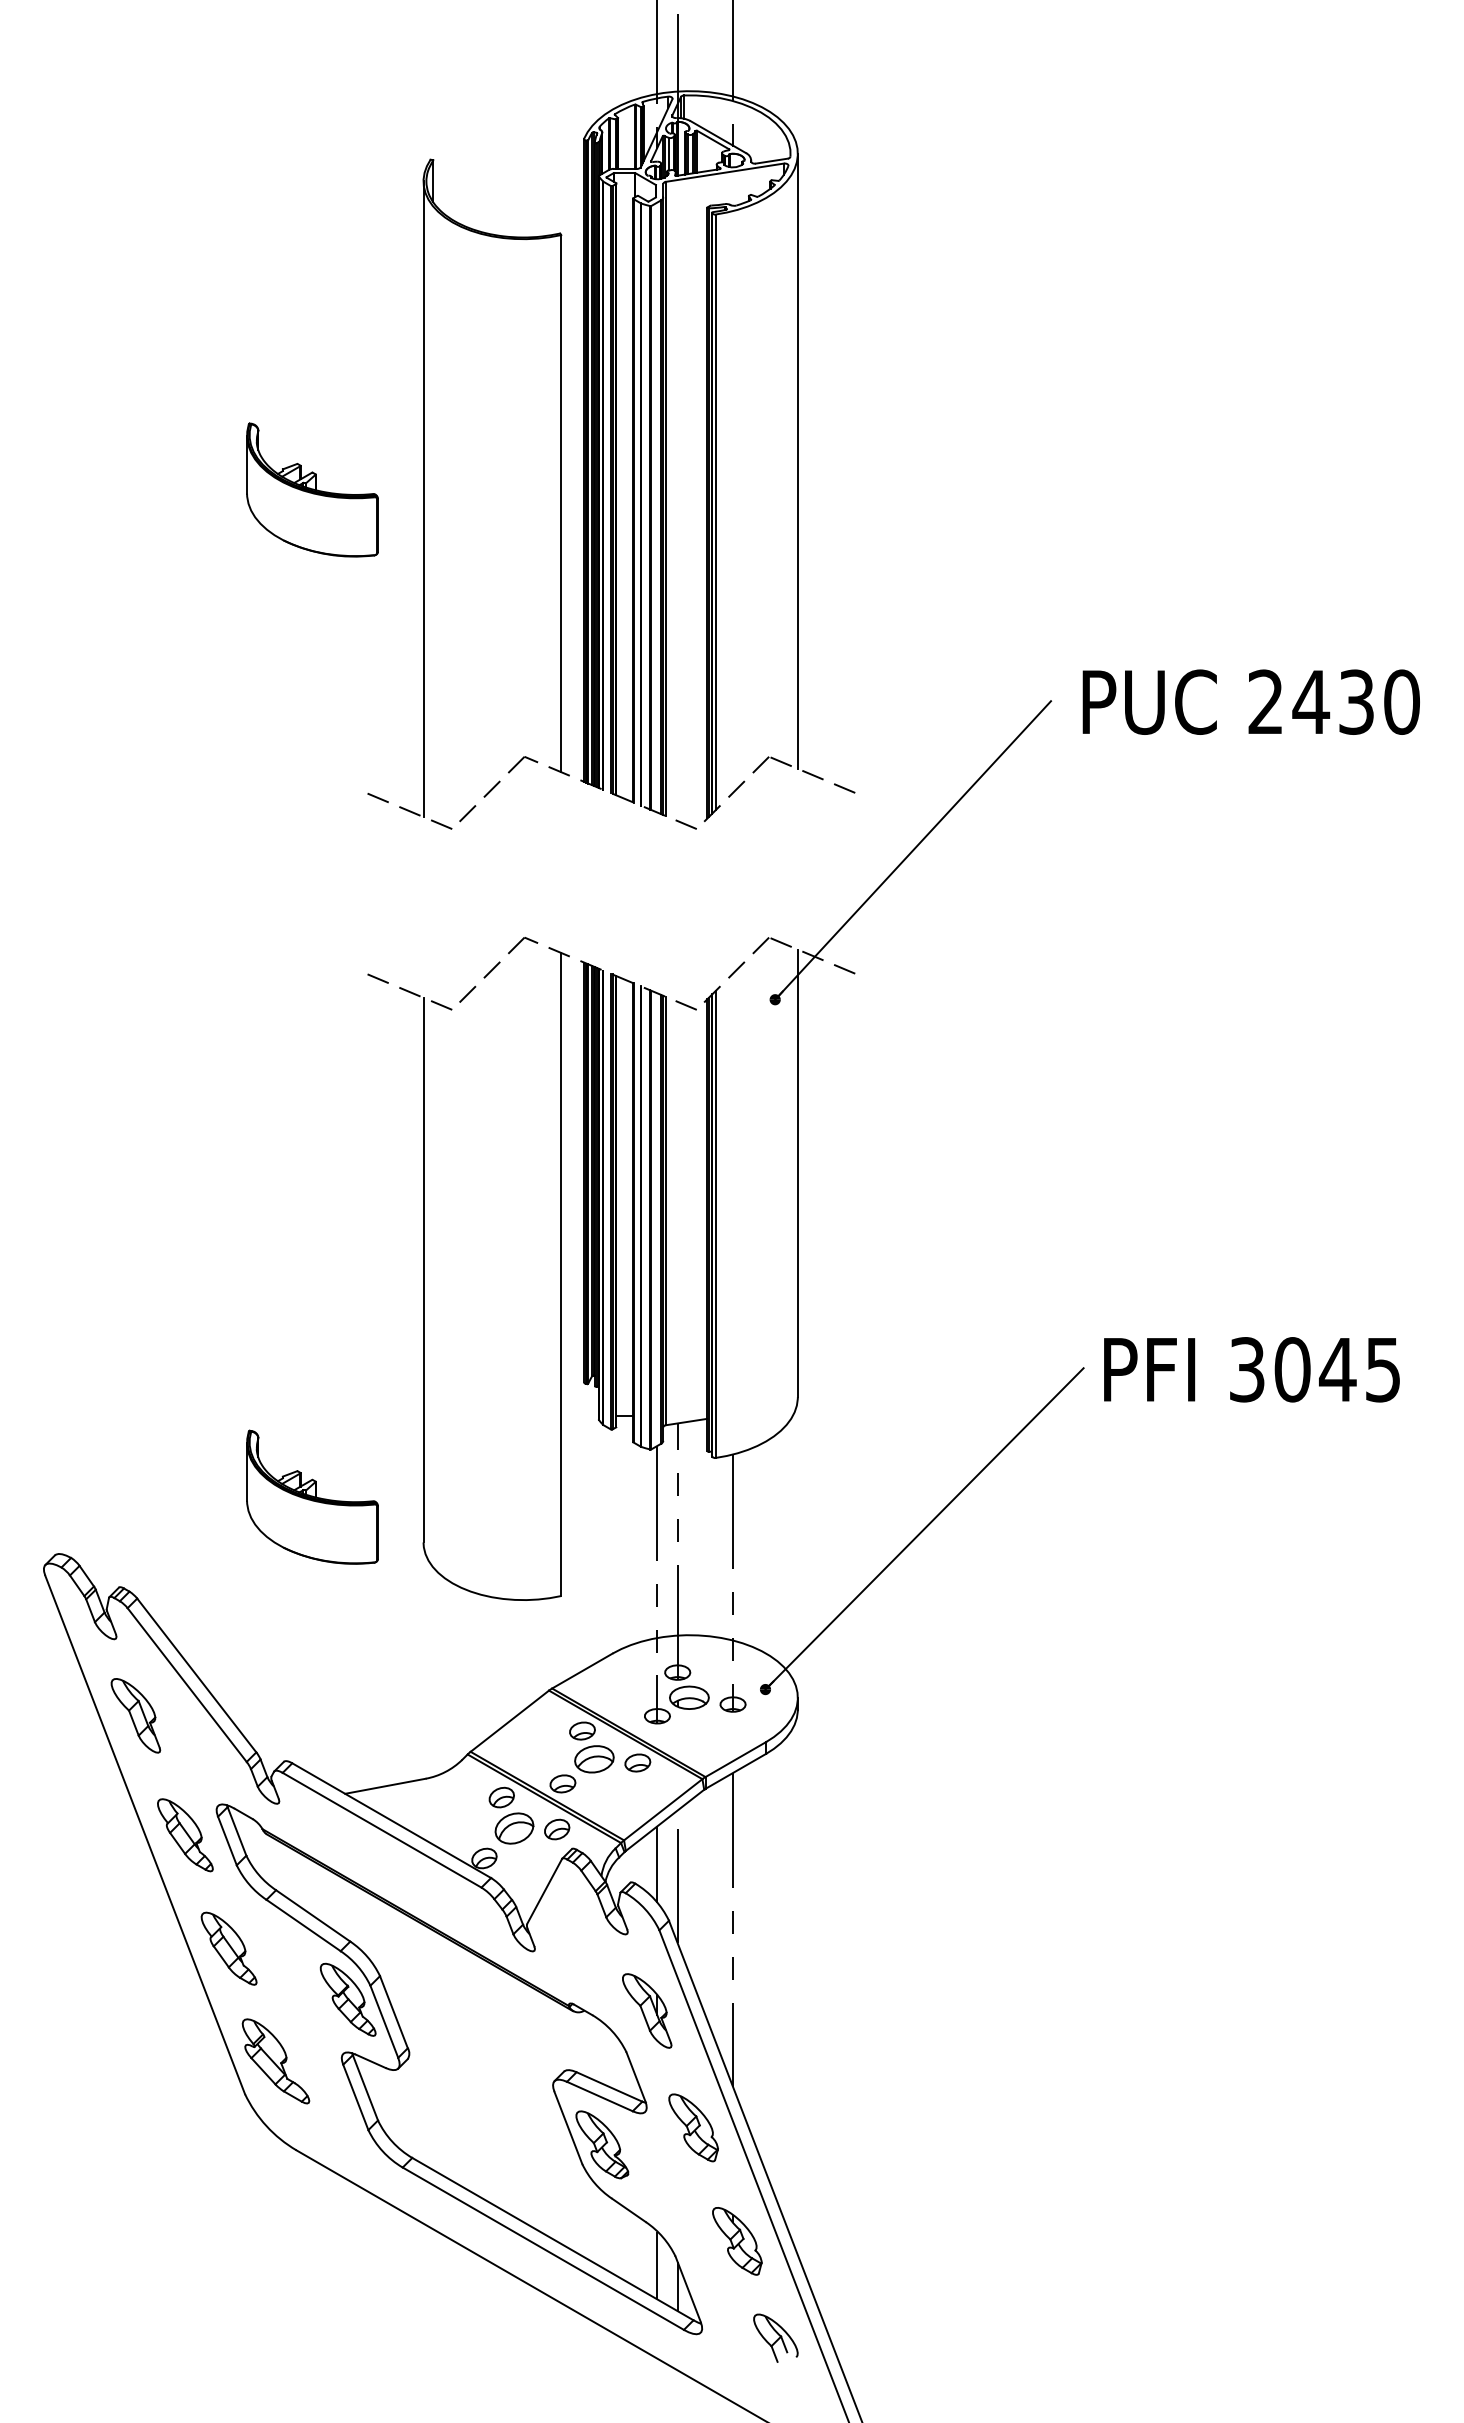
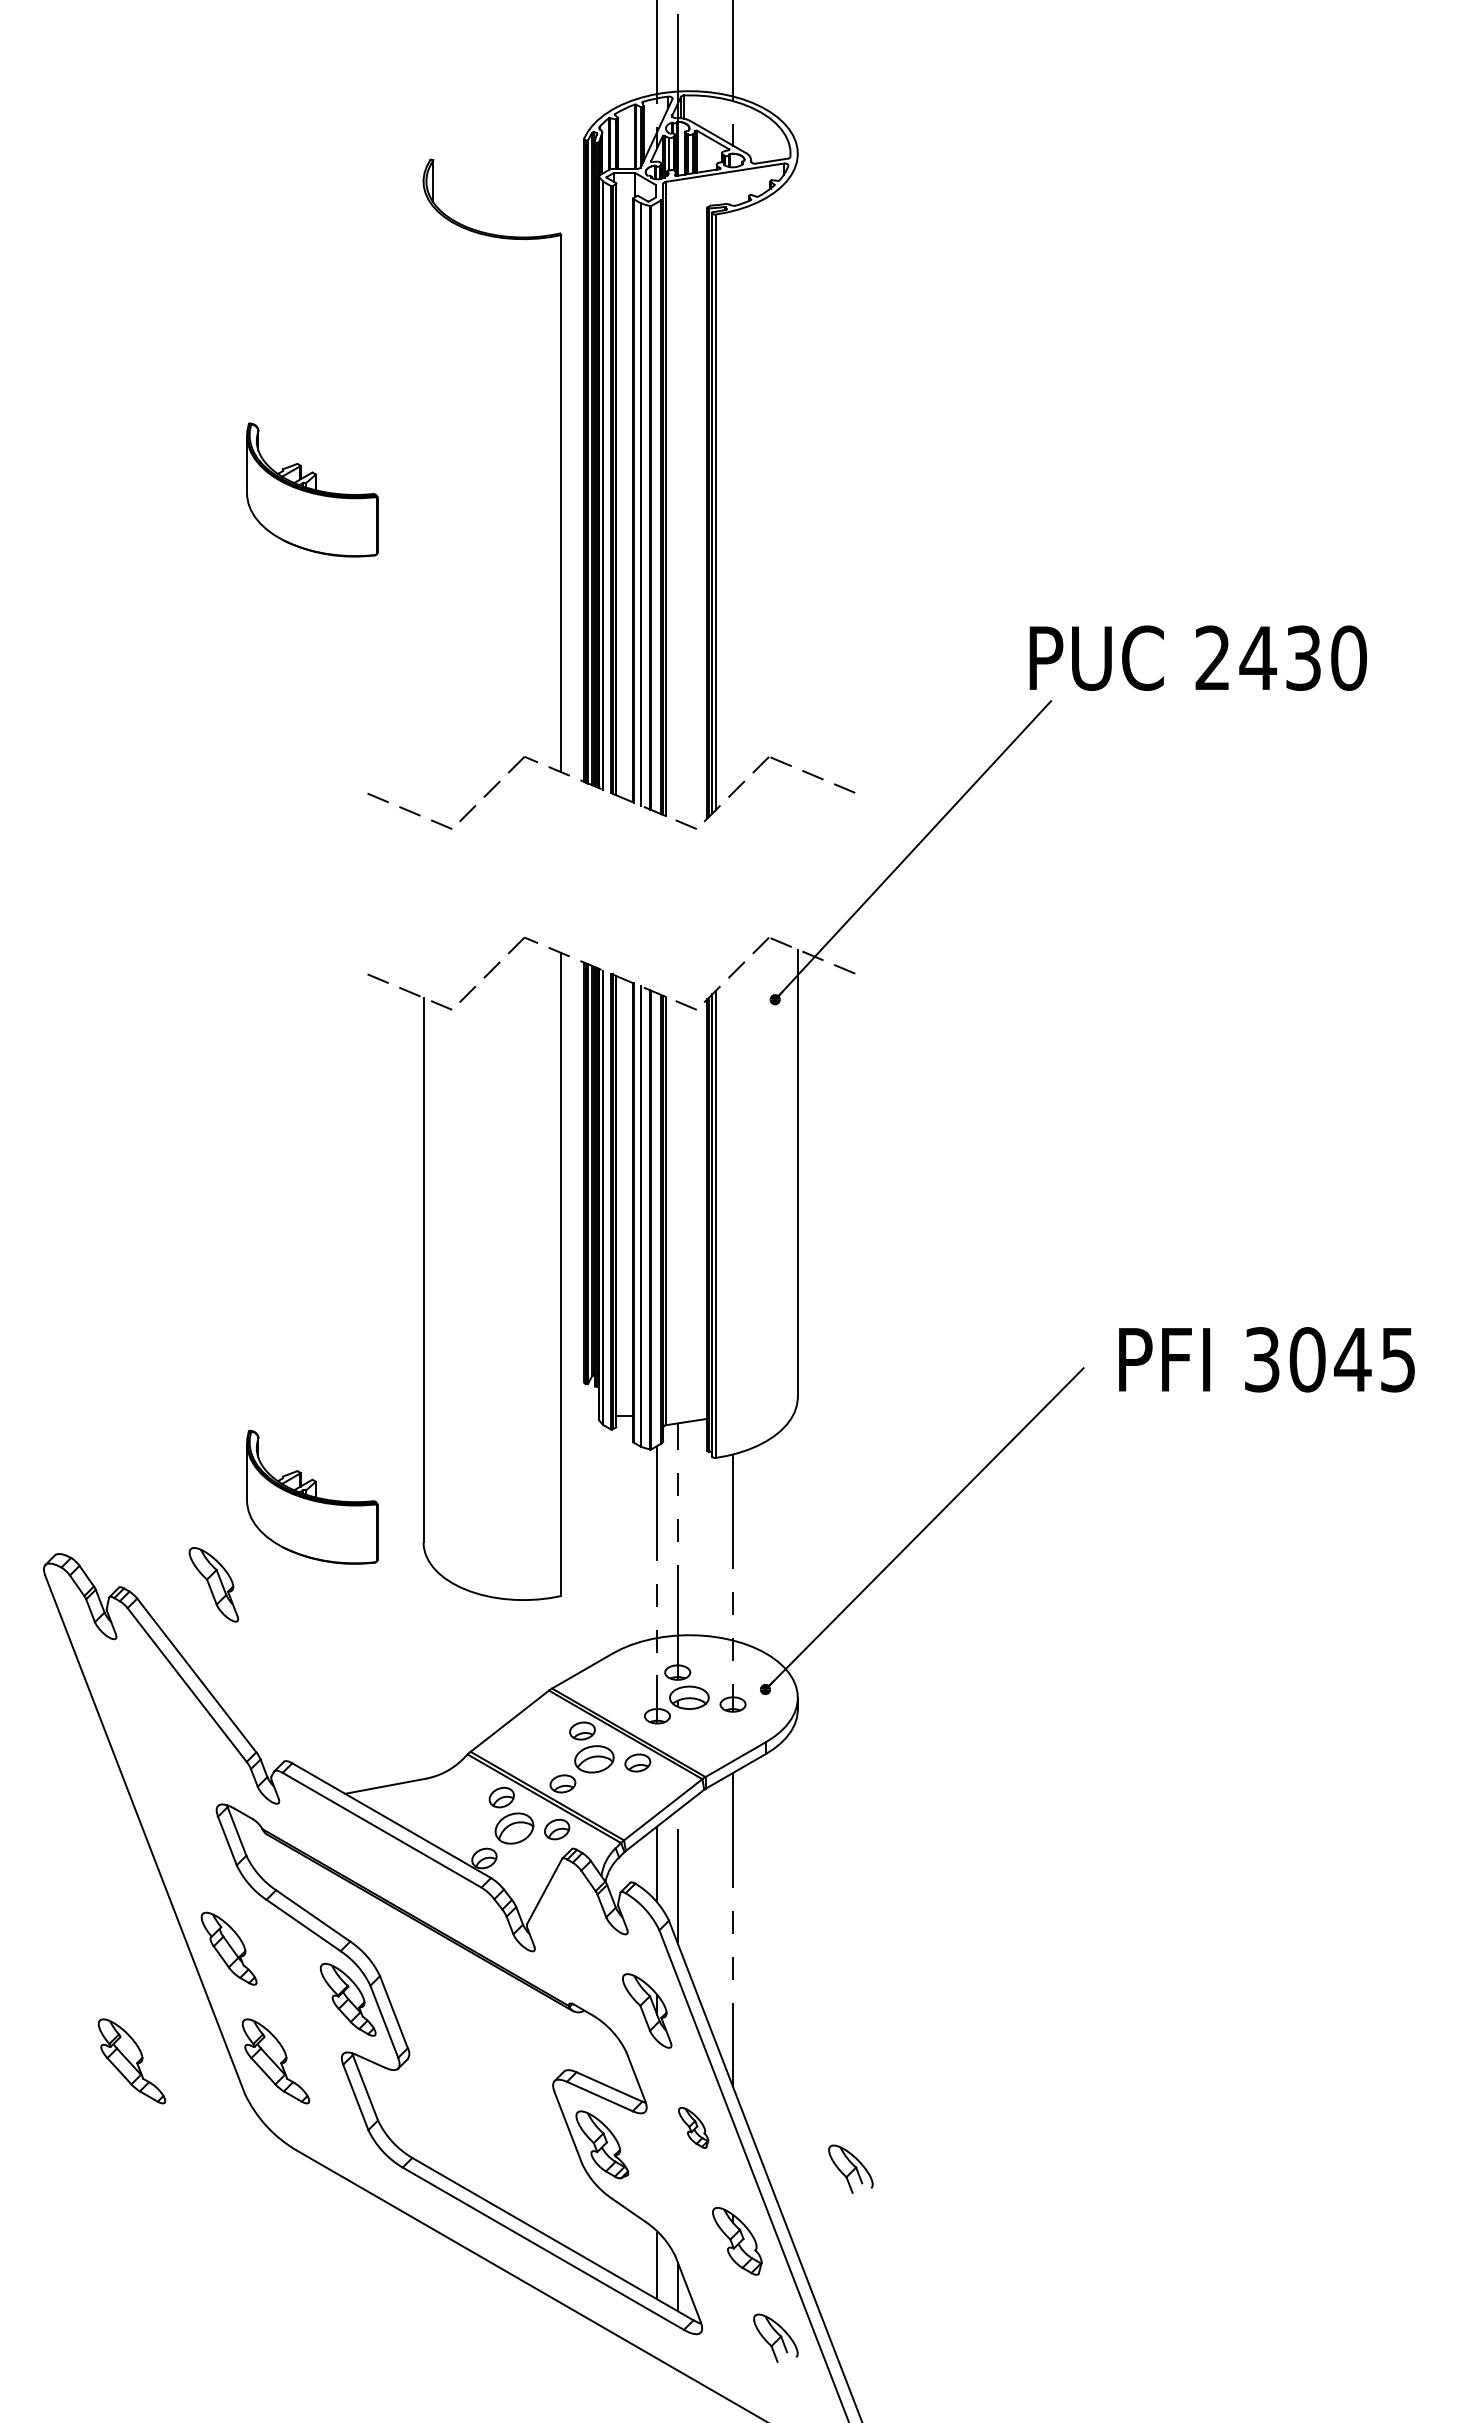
line: present -> none (797, 460)
line: present -> none (423, 499)
text position: (1250, 701) -> (1197, 657) (1197, 657)
text position: (1251, 1369) -> (1266, 1359) (1266, 1359)
part position: (135, 1715) -> (213, 1584) (213, 1584)
part: present -> none (185, 1835)
part: none -> present (131, 2061)
part size: 51x70 px -> 32x42 px (693, 2127)
part: none -> present (850, 2168)
